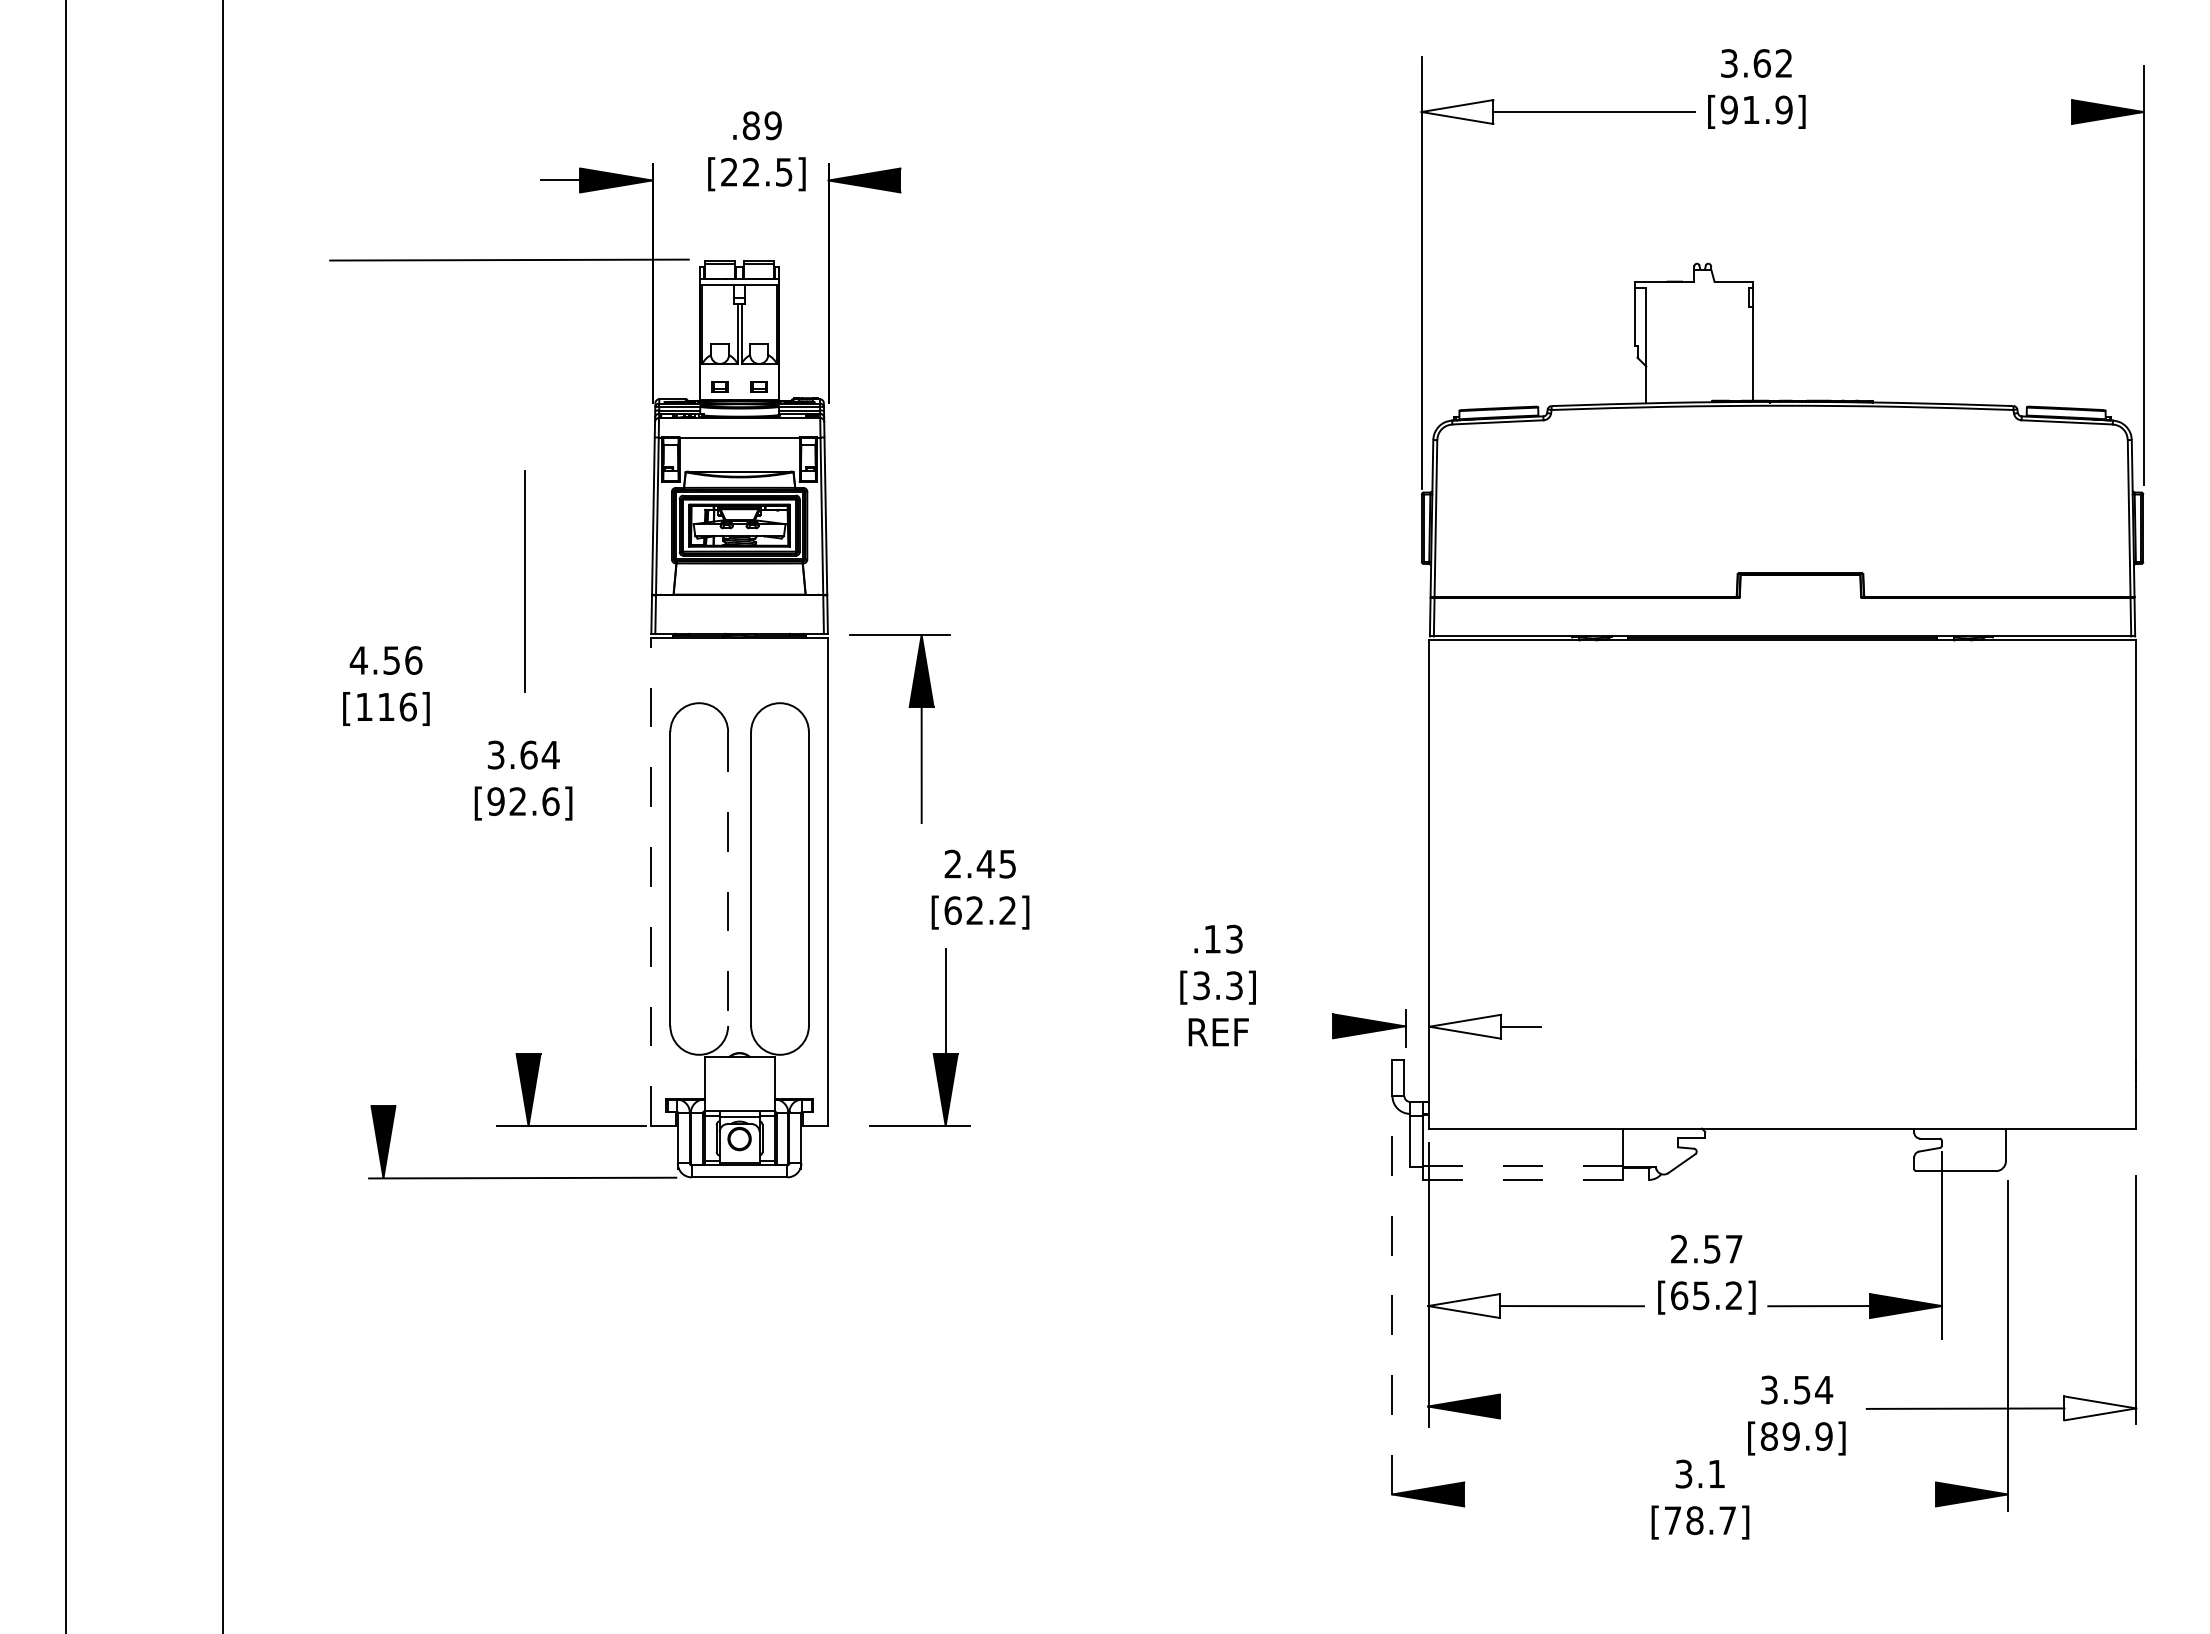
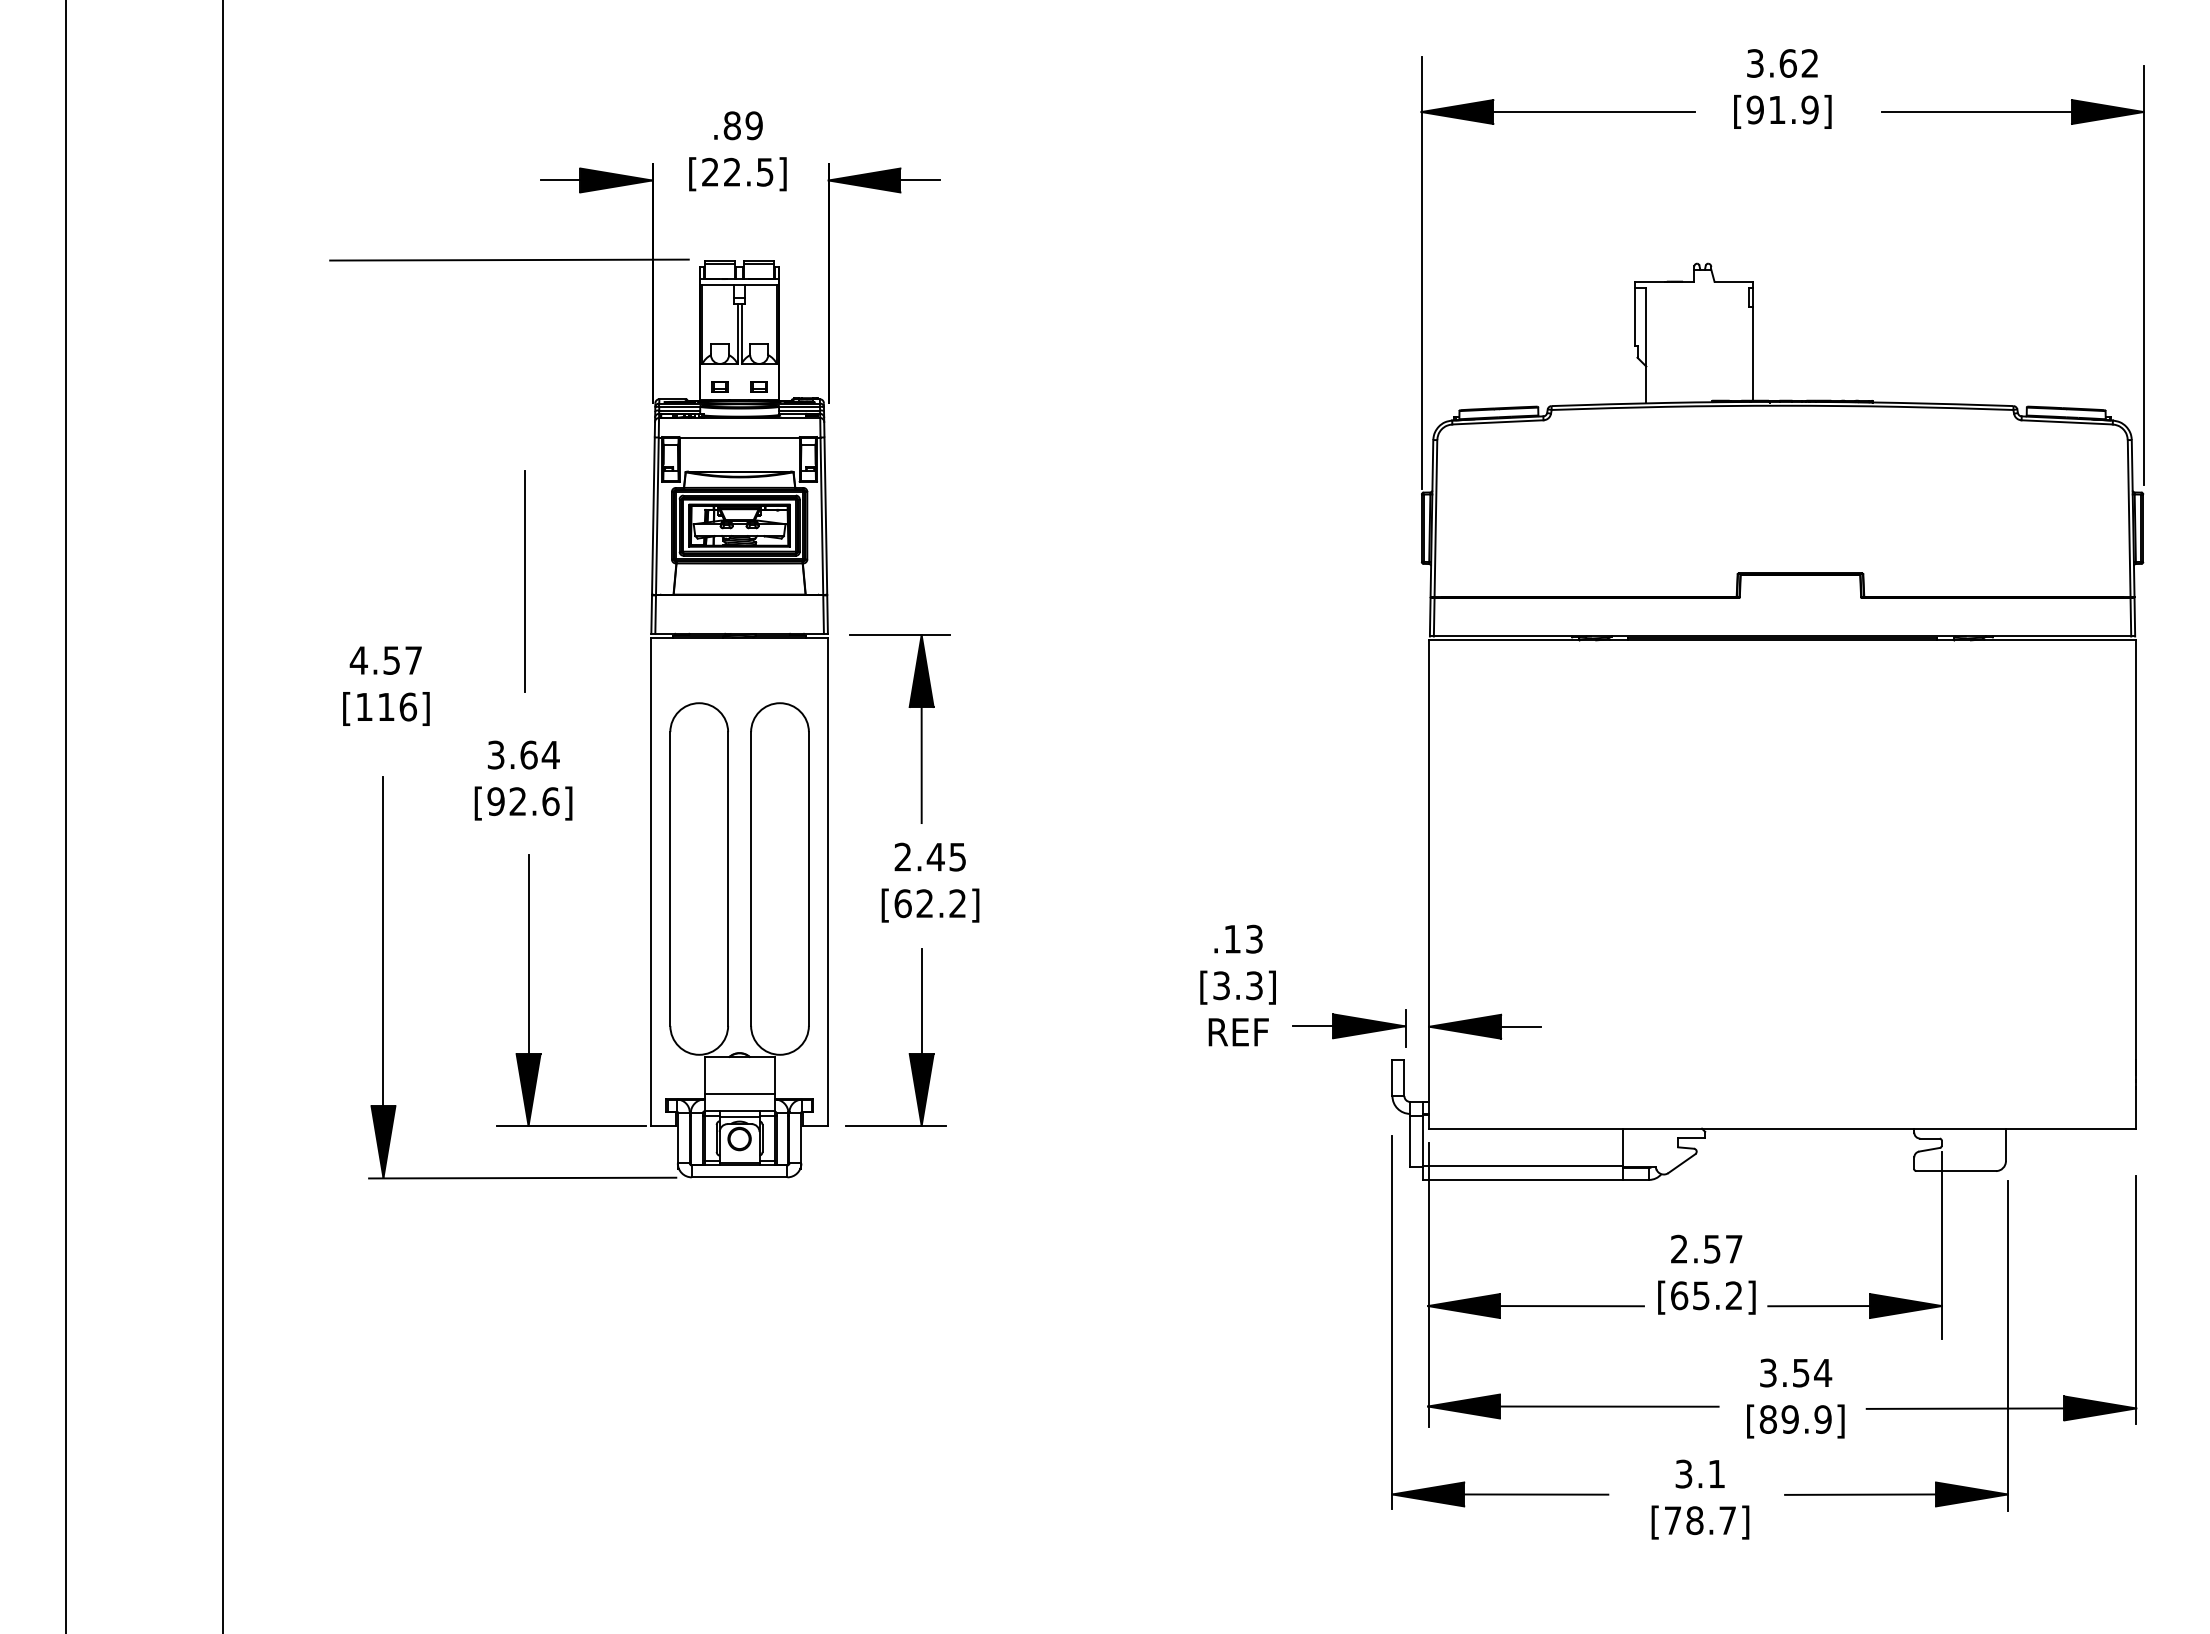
text position: (1756, 88) -> (1782, 88) (1782, 88)
fill: none -> present (1457, 112)
line: none -> present (1976, 112)
text position: (756, 151) -> (737, 151) (737, 151)
line: none -> present (920, 180)
text: 4.56 -> 4.57 (413, 660)
line: dashed -> solid (728, 879)
line: dashed -> solid (651, 881)
text position: (980, 889) -> (930, 882) (930, 882)
line: none -> present (383, 941)
line: none -> present (528, 954)
text position: (1217, 985) -> (1237, 985) (1237, 985)
line: none -> present (1313, 1026)
fill: none -> present (1465, 1026)
part position: (932, 1053) -> (908, 1053) (908, 1053)
line: none -> present (739, 1093)
line: dashed -> solid (1523, 1165)
line: dashed -> solid (1536, 1179)
fill: none -> present (1463, 1306)
line: dashed -> solid (1392, 1322)
line: none -> present (1608, 1406)
fill: none -> present (2100, 1408)
text position: (1796, 1415) -> (1795, 1398) (1795, 1398)
line: none -> present (1536, 1494)
line: none -> present (1860, 1494)
